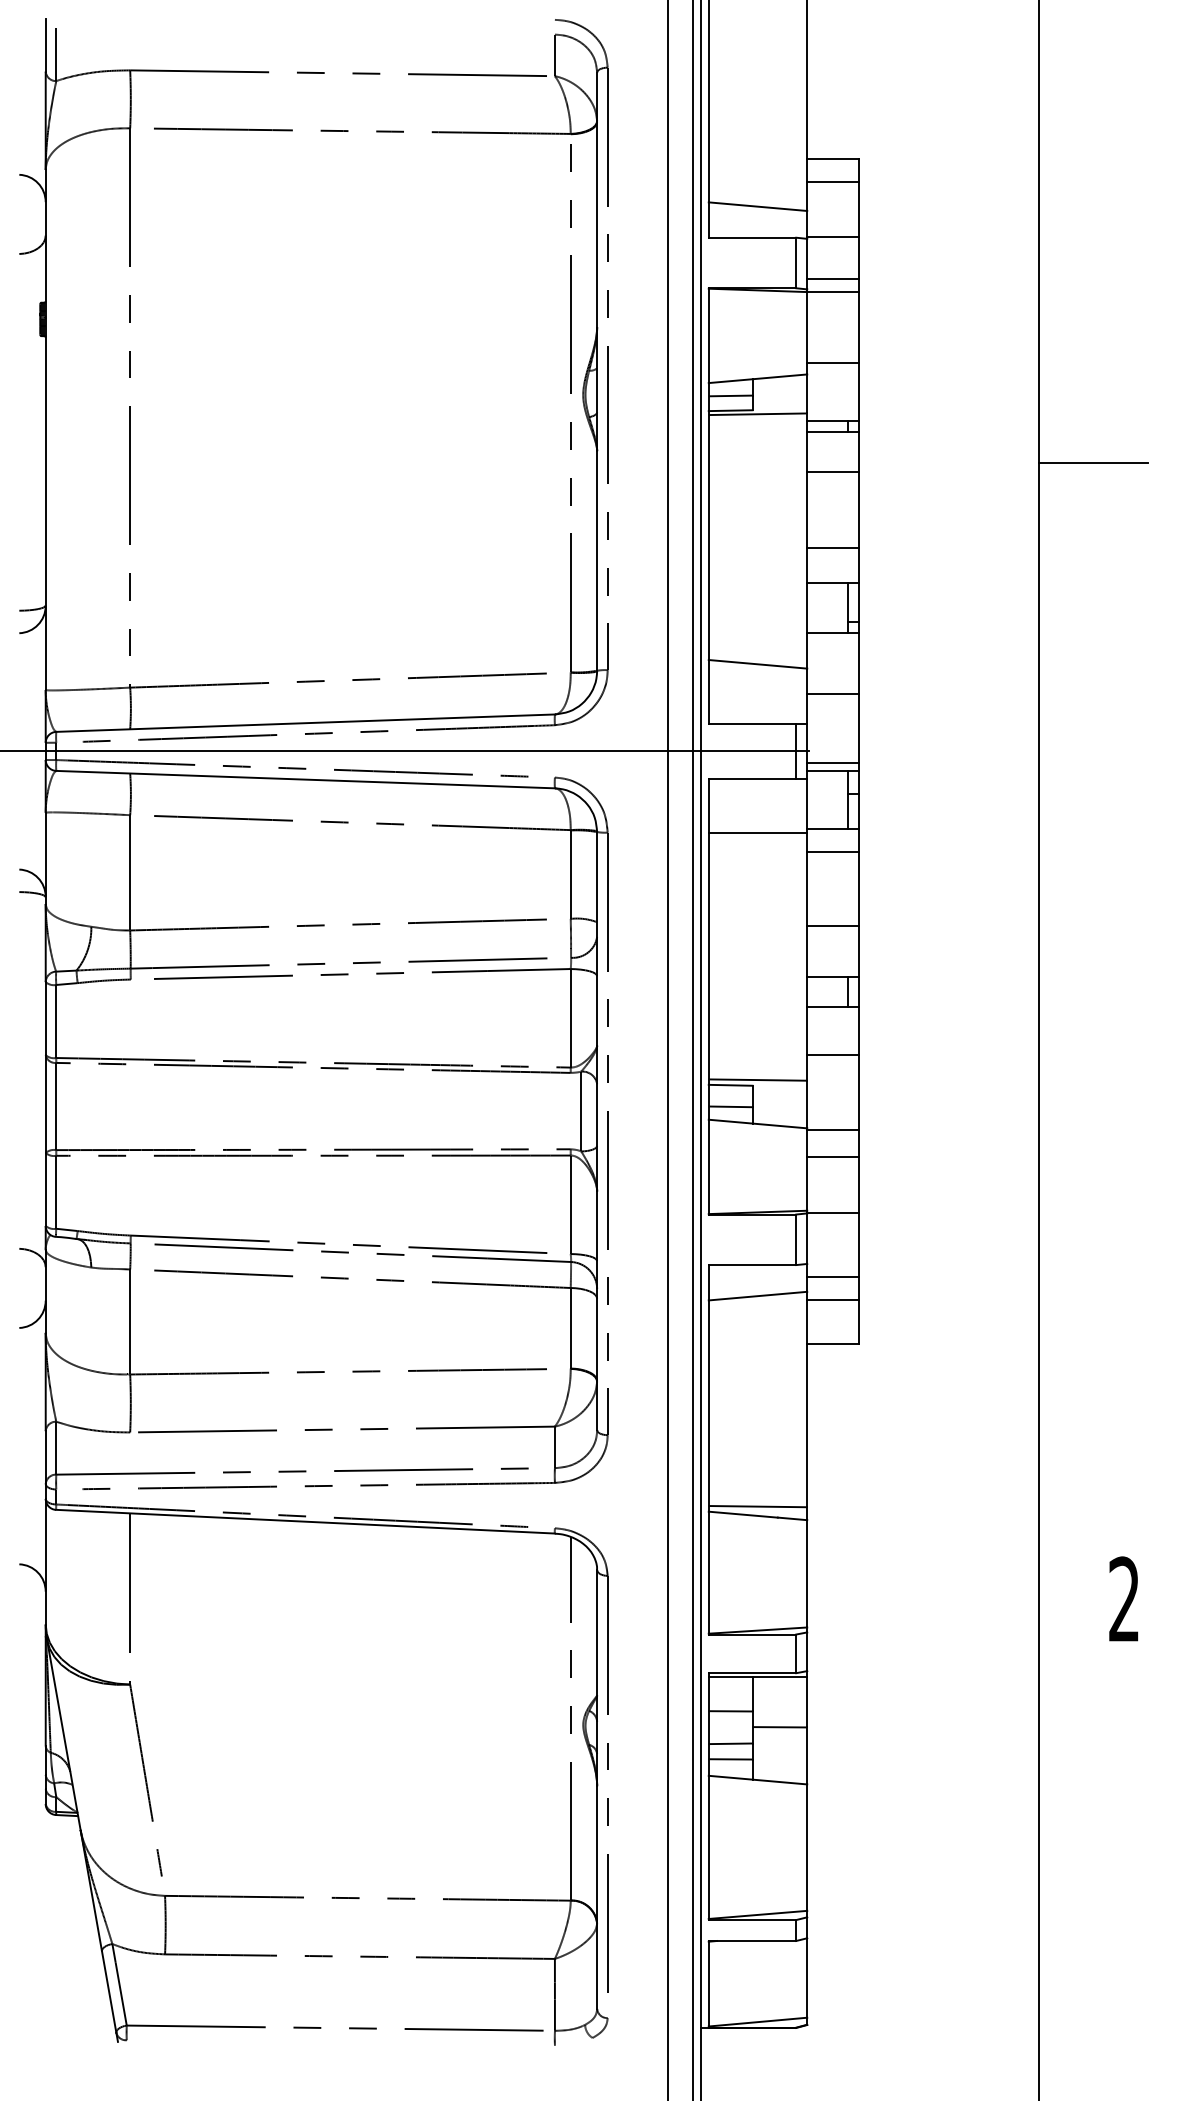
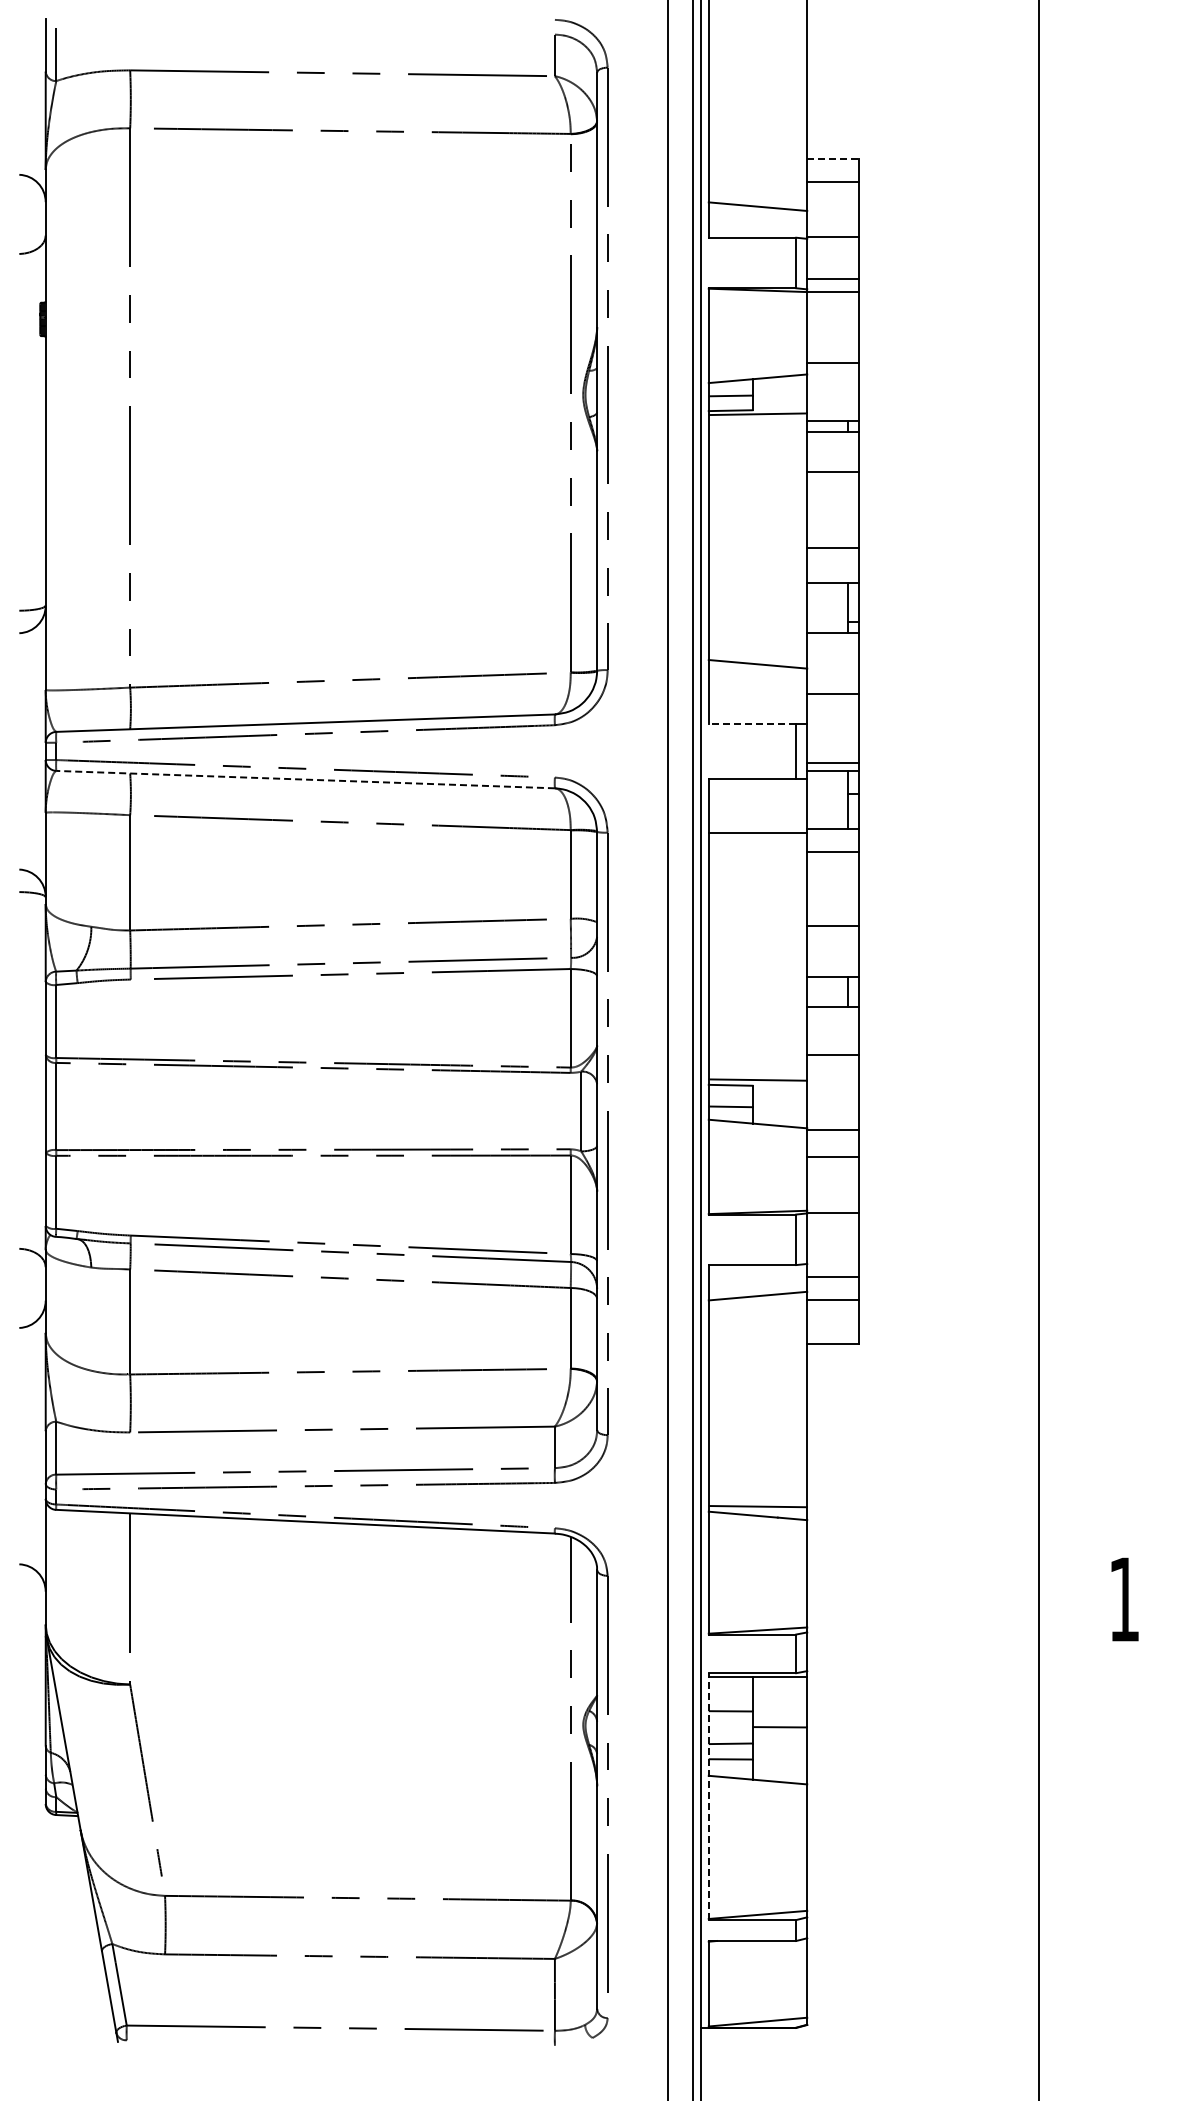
line: solid -> dashed (833, 158)
line: present -> none (1093, 463)
line: solid -> dashed (752, 724)
line: present -> none (405, 751)
line: solid -> dashed (305, 779)
text: 2 -> 1 (1123, 1598)
line: solid -> dashed (708, 1796)
